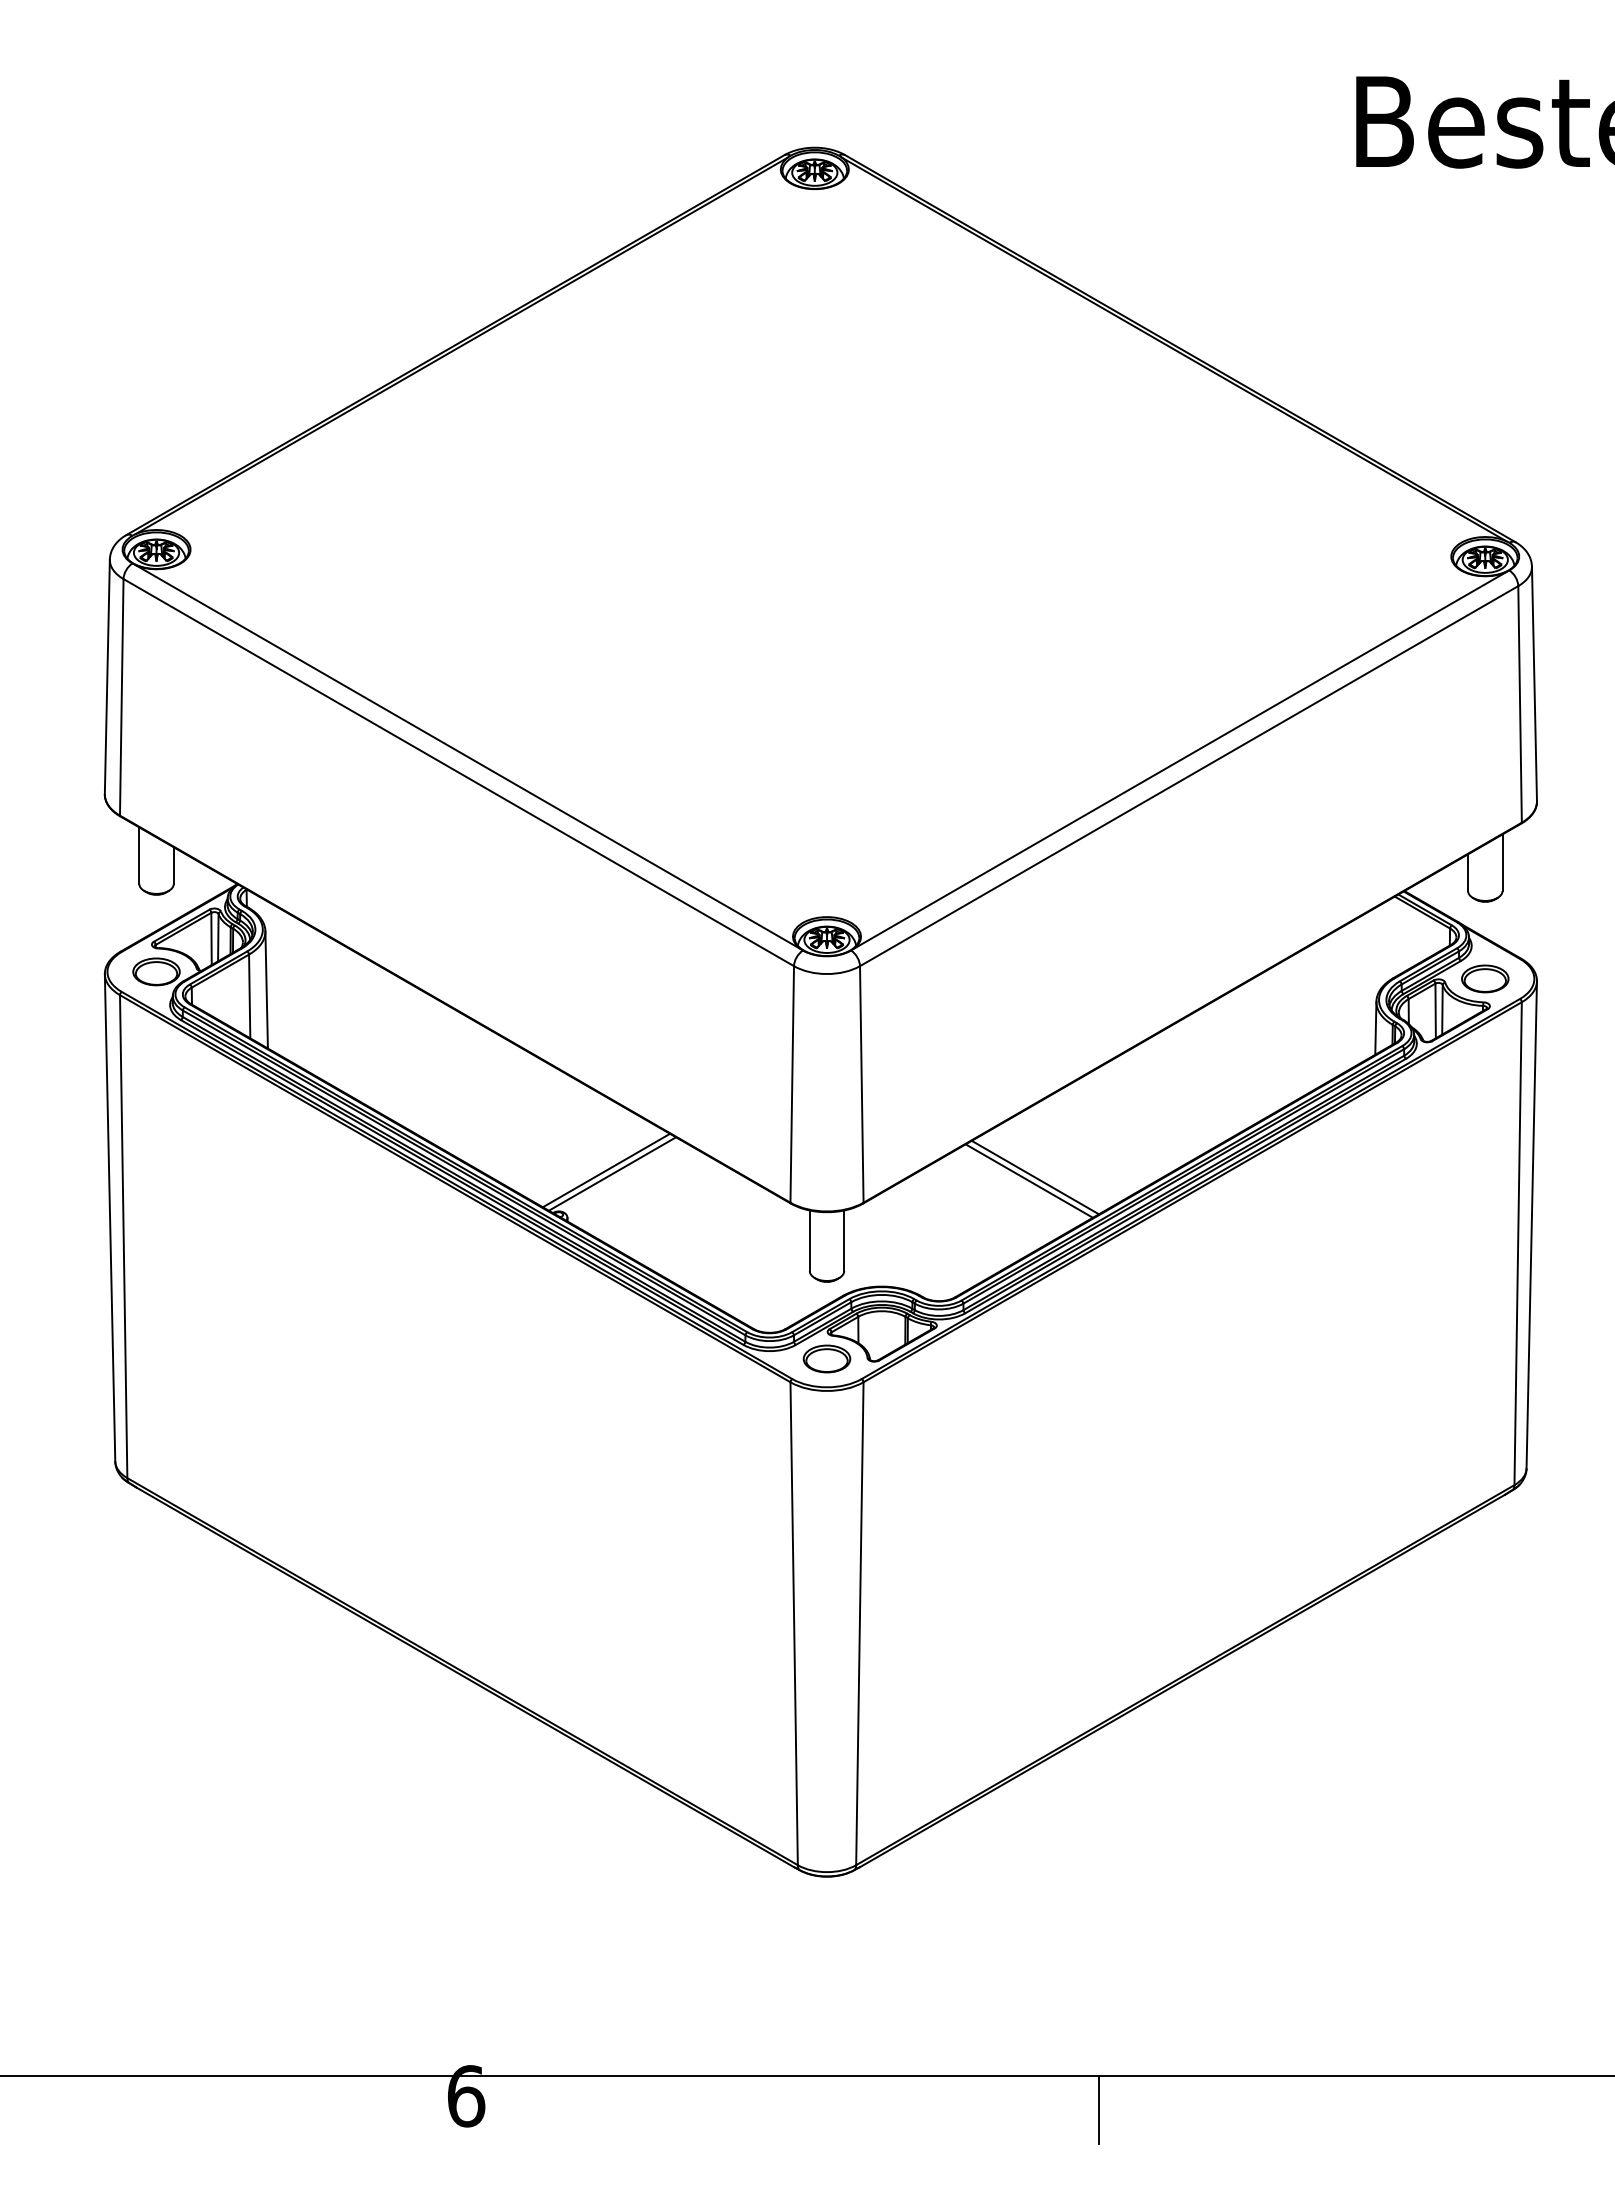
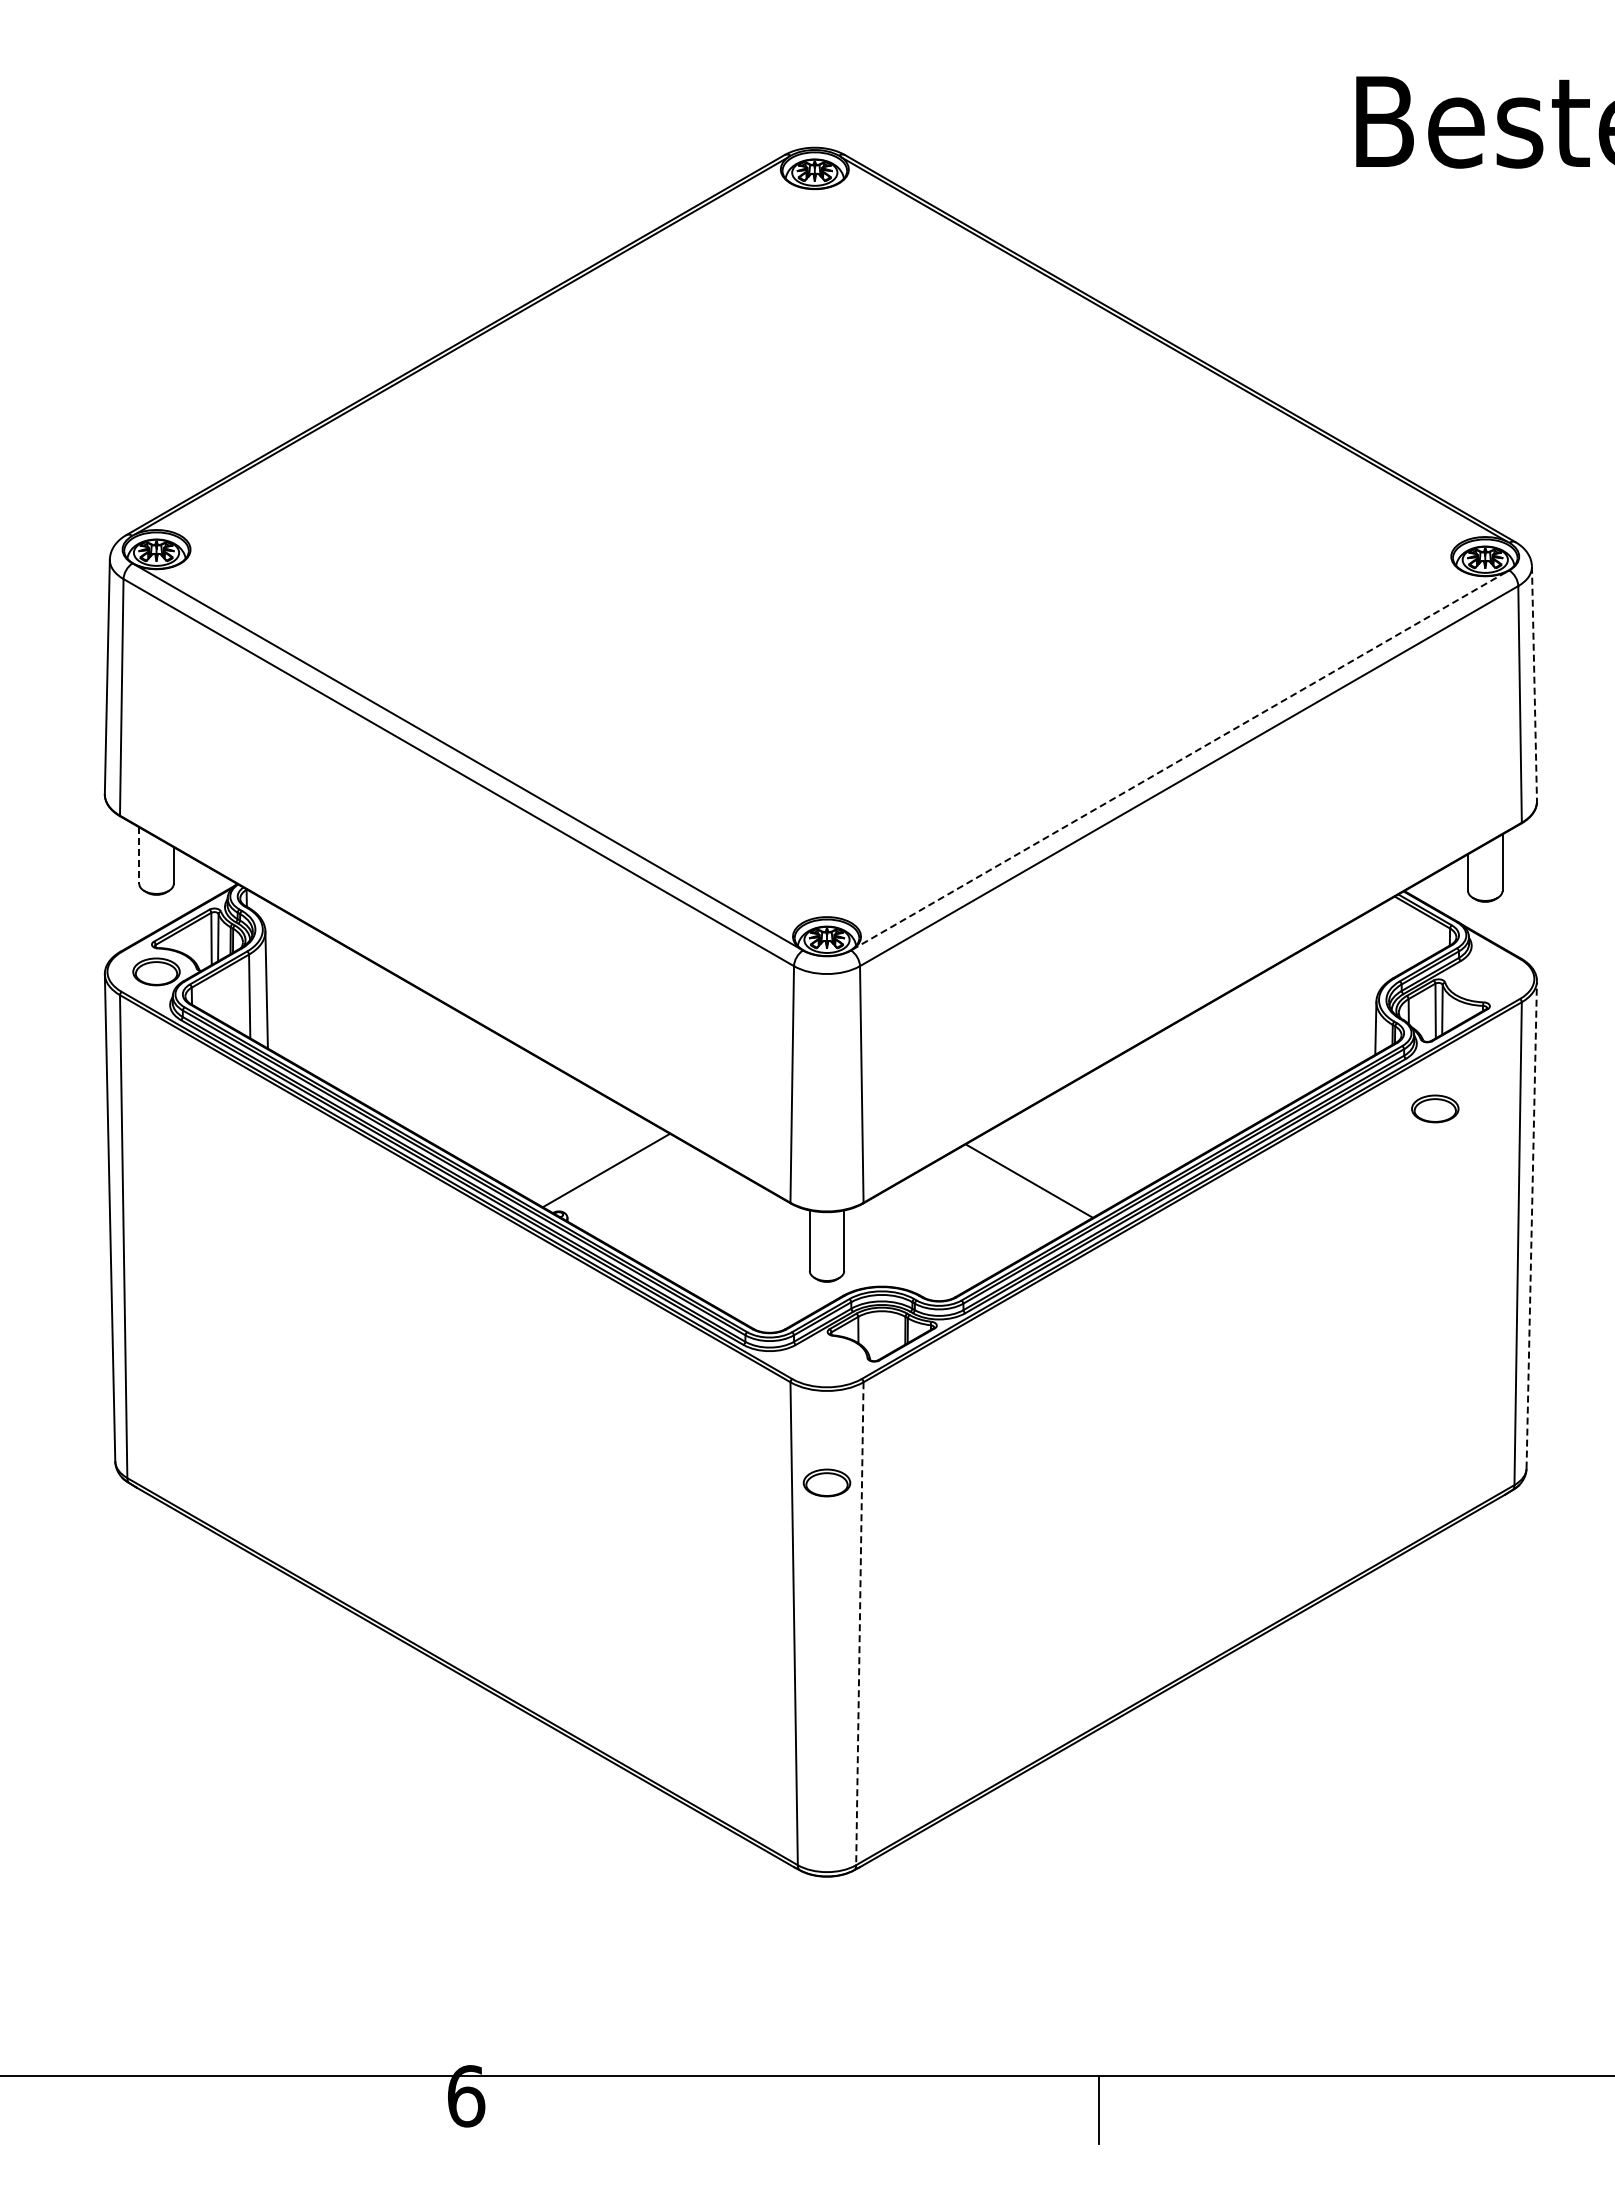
line: solid -> dashed (1534, 684)
line: solid -> dashed (1180, 760)
line: solid -> dashed (139, 856)
part position: (1485, 978) -> (1435, 1108) (1435, 1108)
line: present -> none (612, 1173)
line: present -> none (1034, 1177)
line: solid -> dashed (1531, 1225)
part position: (826, 1358) -> (826, 1482) (826, 1482)
line: solid -> dashed (859, 1624)
